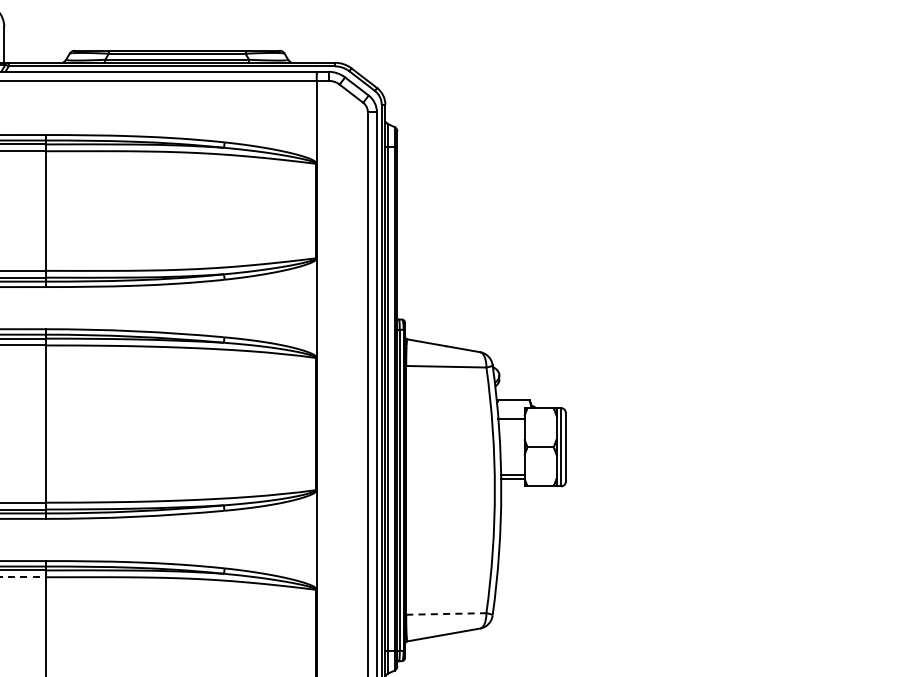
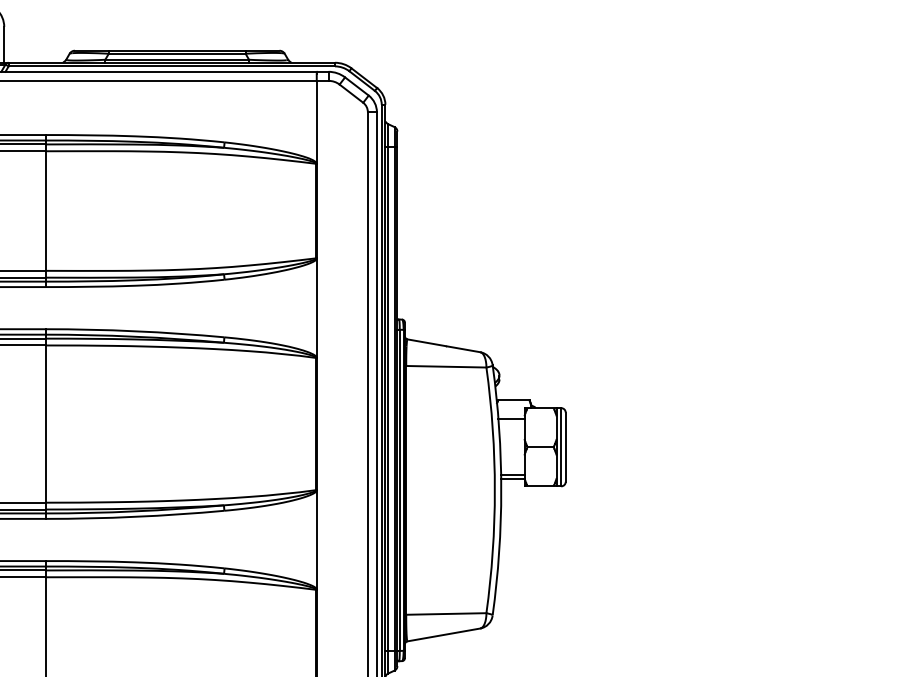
line: dashed -> solid (23, 577)
line: dashed -> solid (446, 613)
